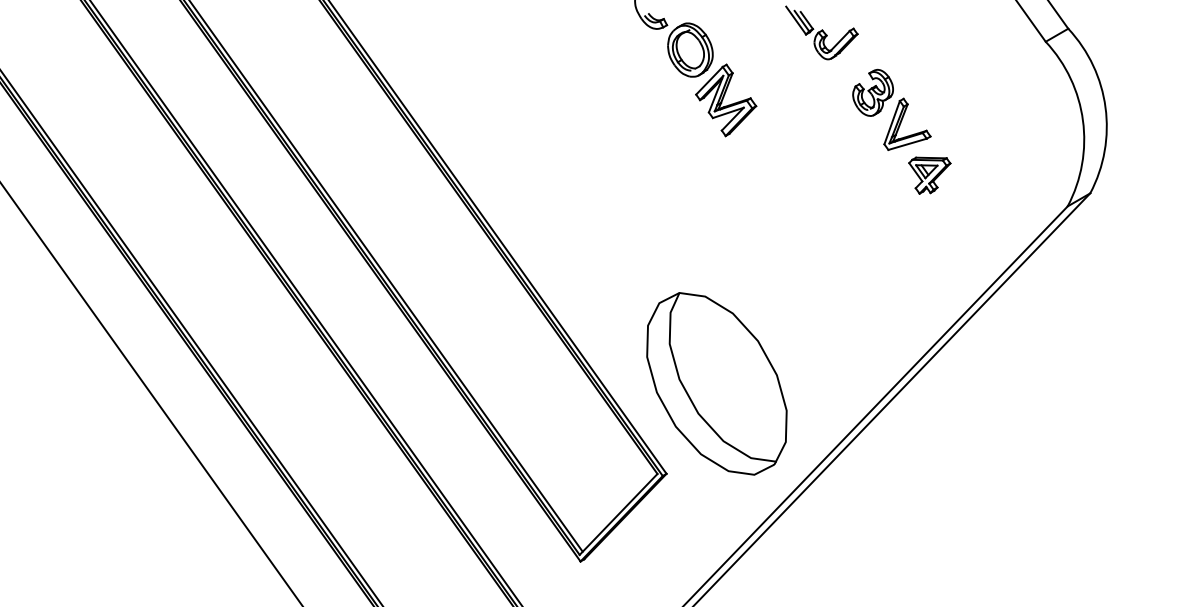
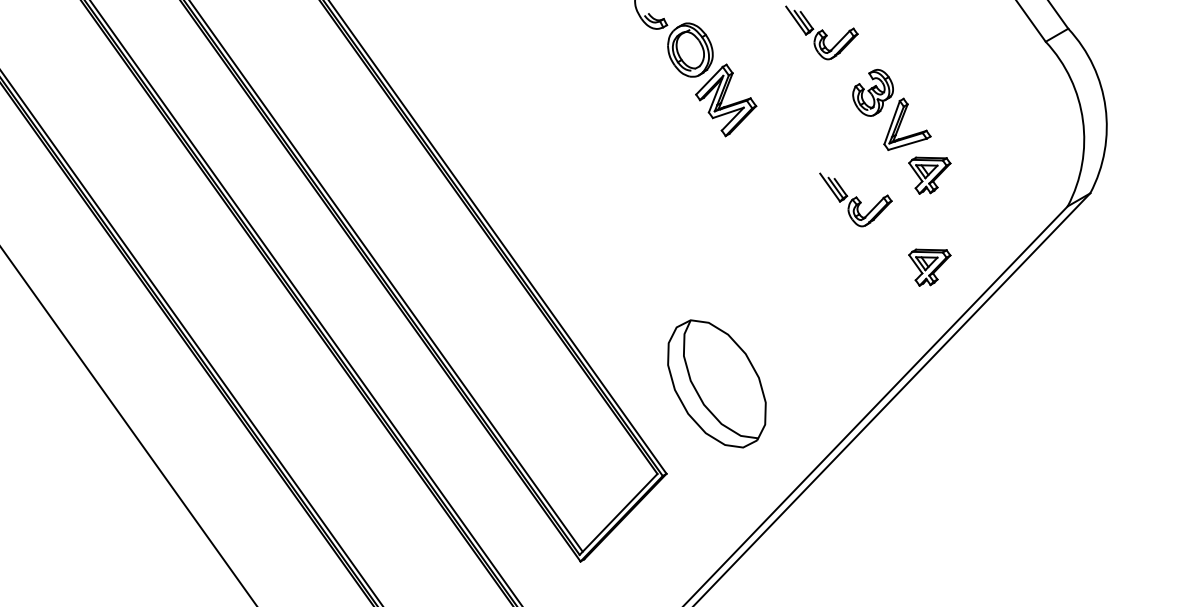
part: none -> present (855, 199)
part: none -> present (929, 267)
part size: 142x184 px -> 100x130 px (716, 383)
line position: (151, 394) -> (128, 425) (128, 425)
